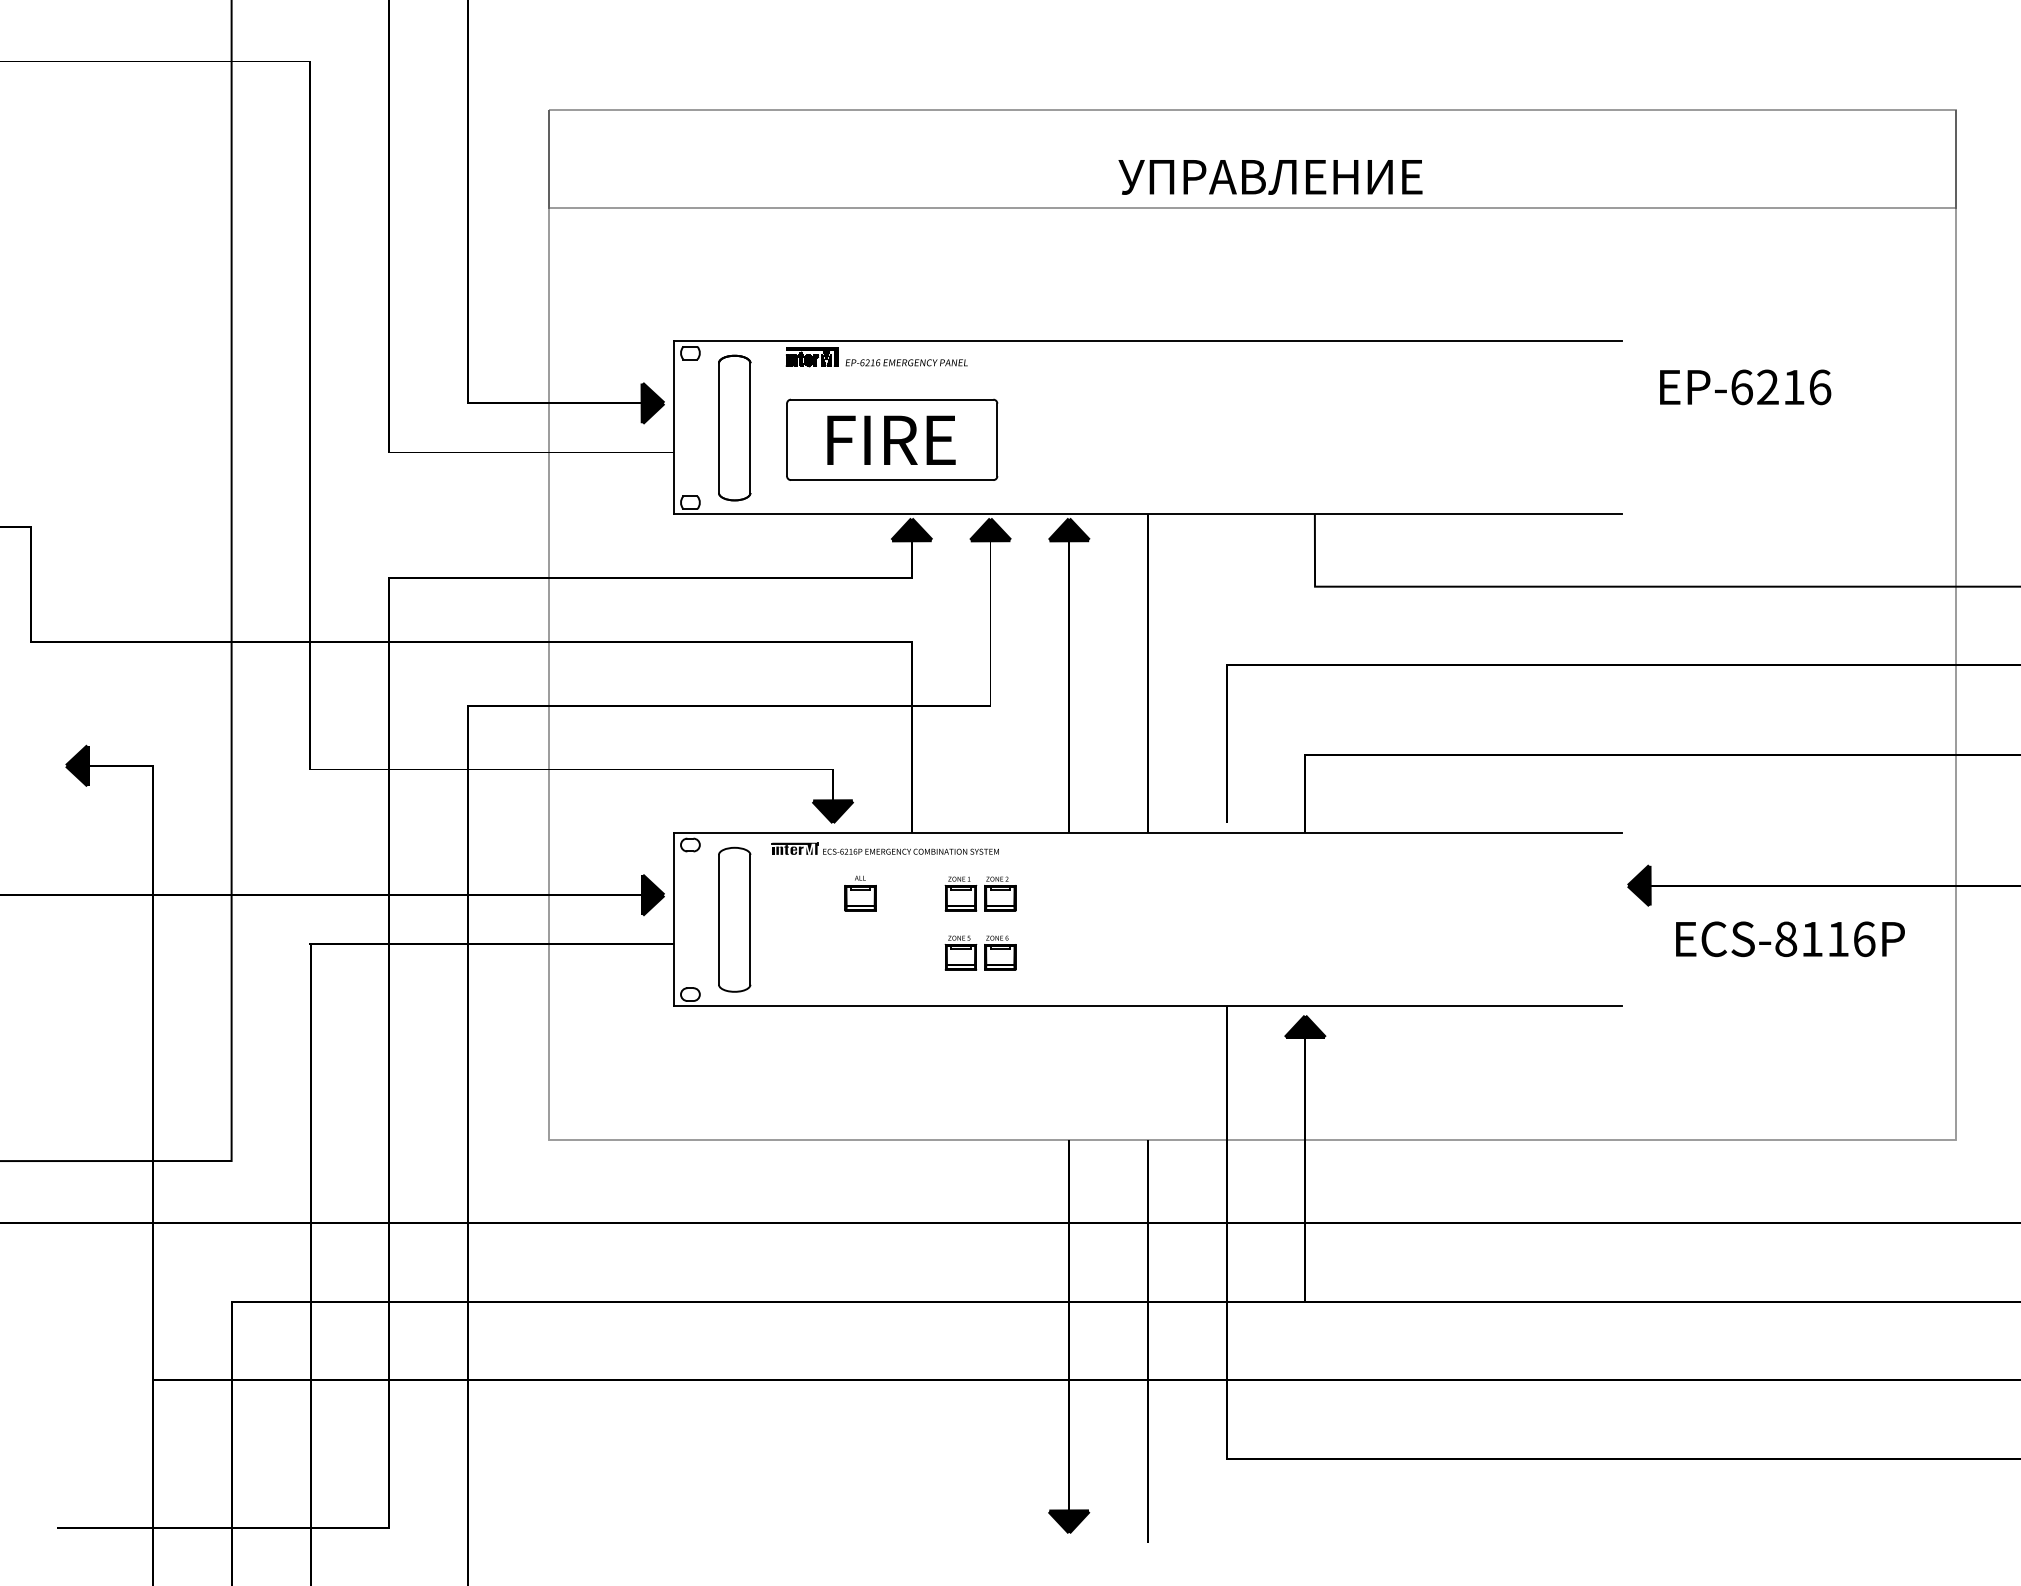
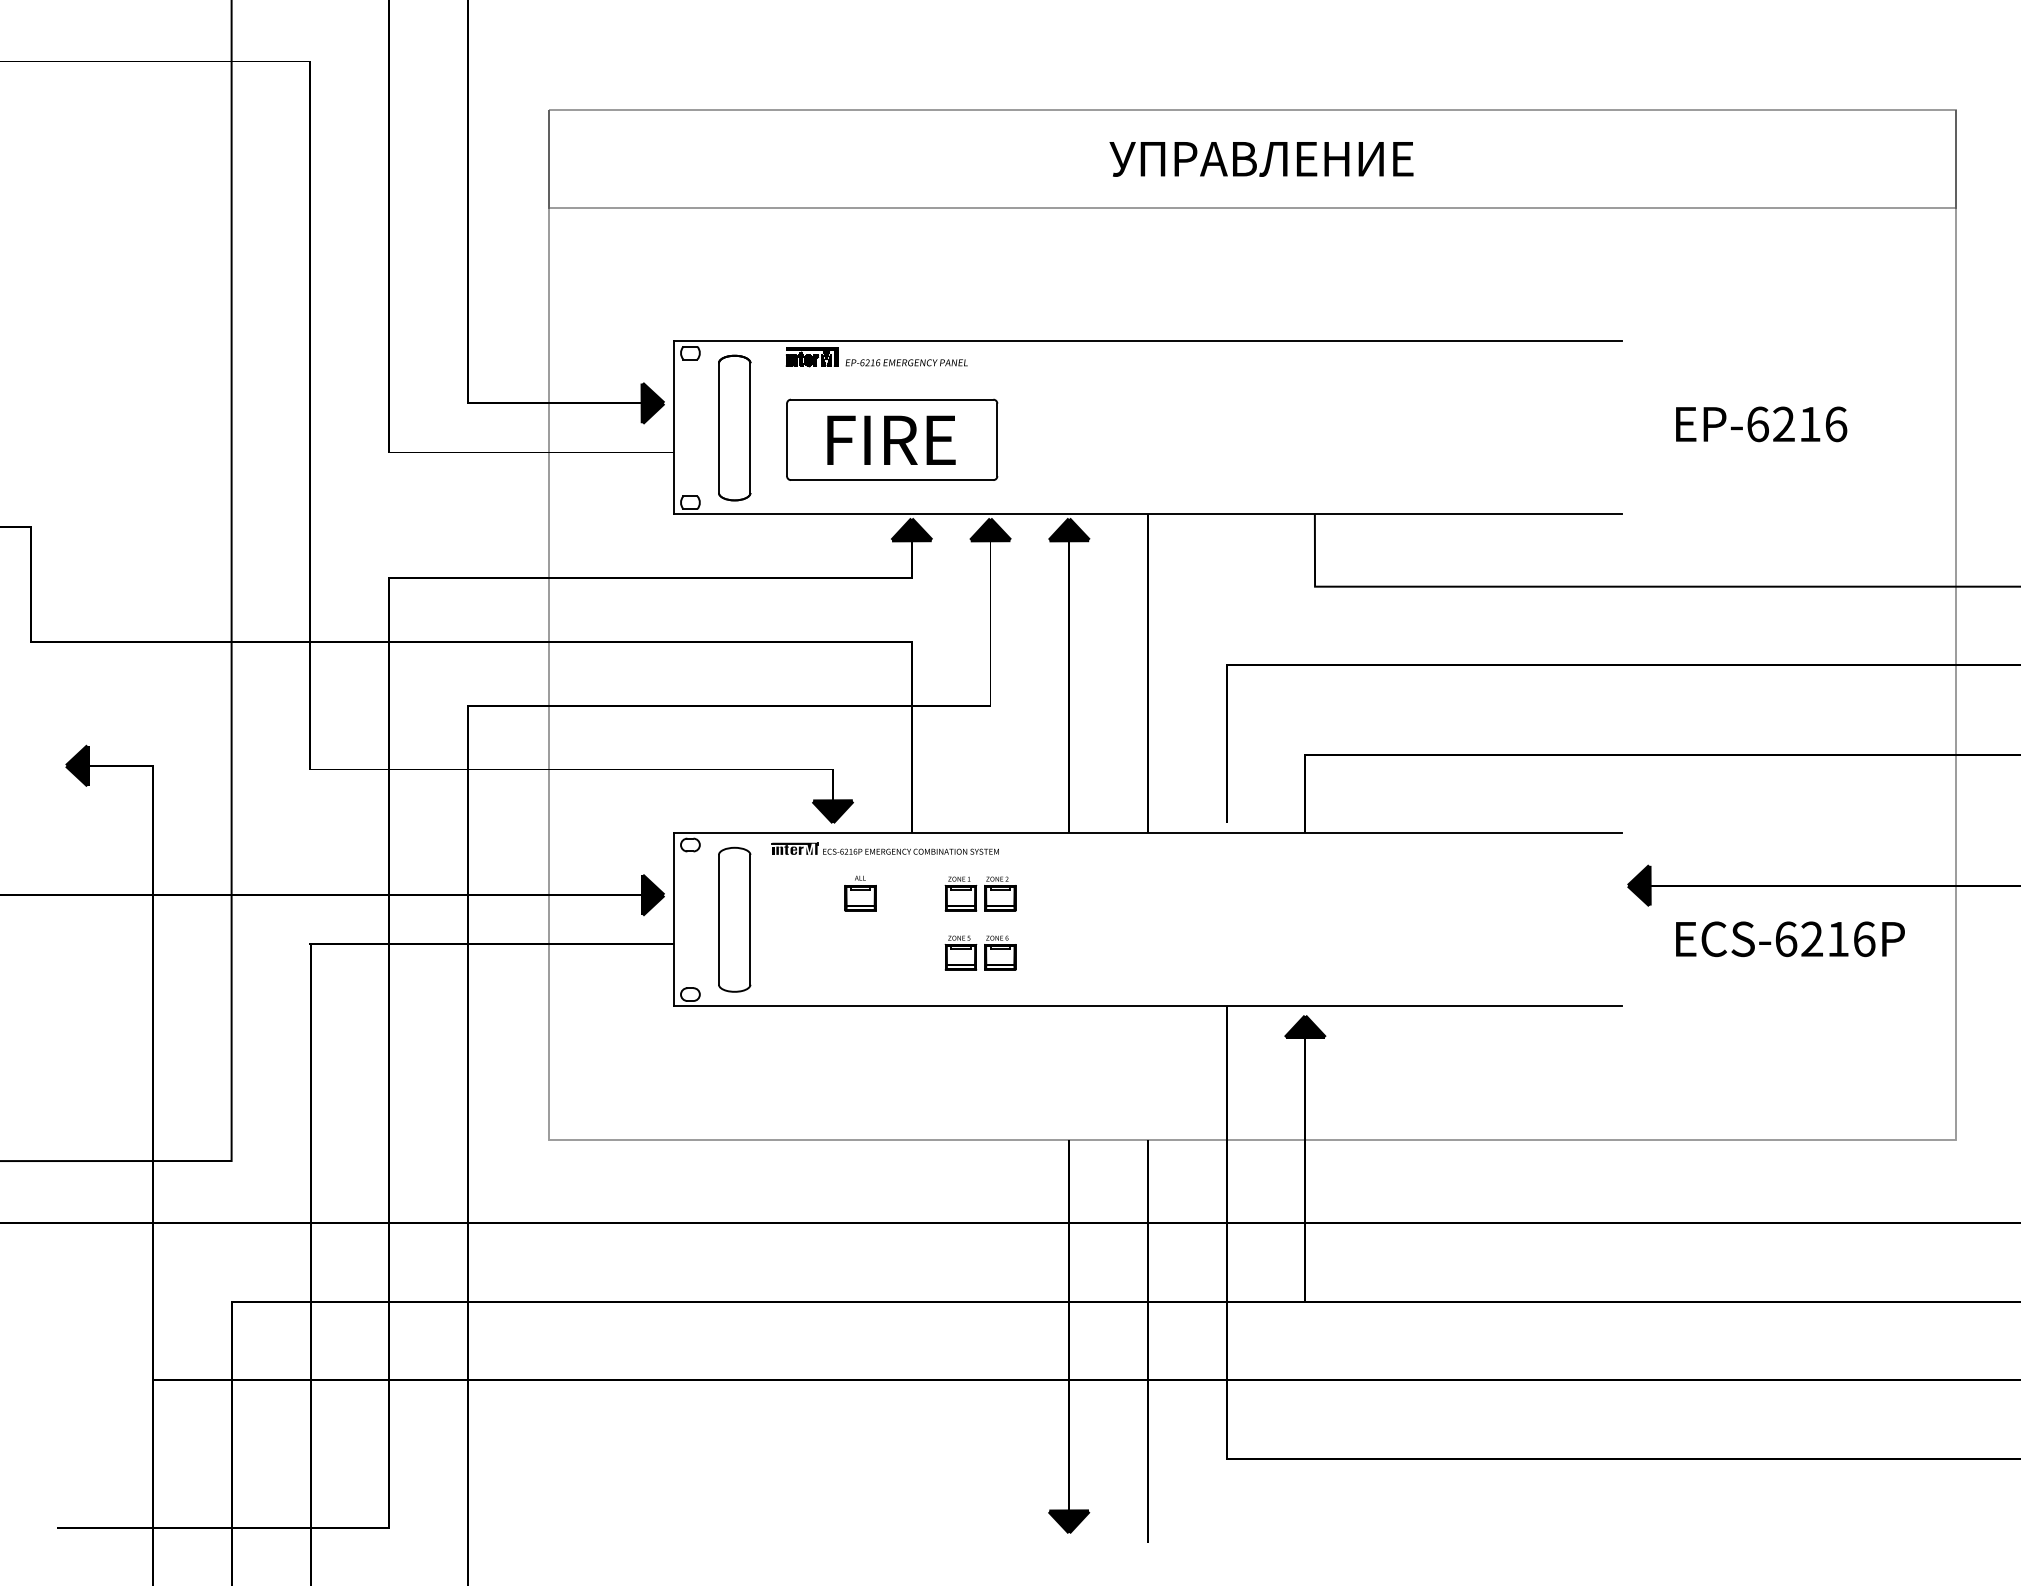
text position: (1270, 177) -> (1261, 159) (1261, 159)
text position: (1745, 387) -> (1761, 424) (1761, 424)
text: ECS-8116P -> ECS-6216P (1798, 938)
